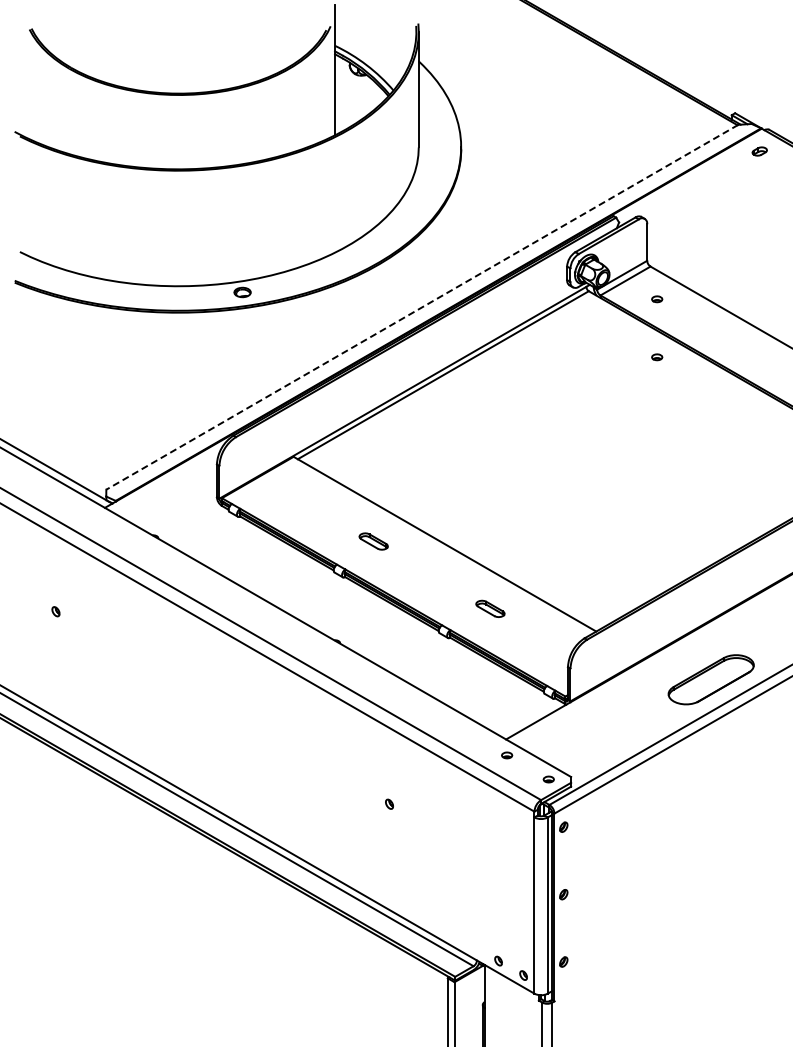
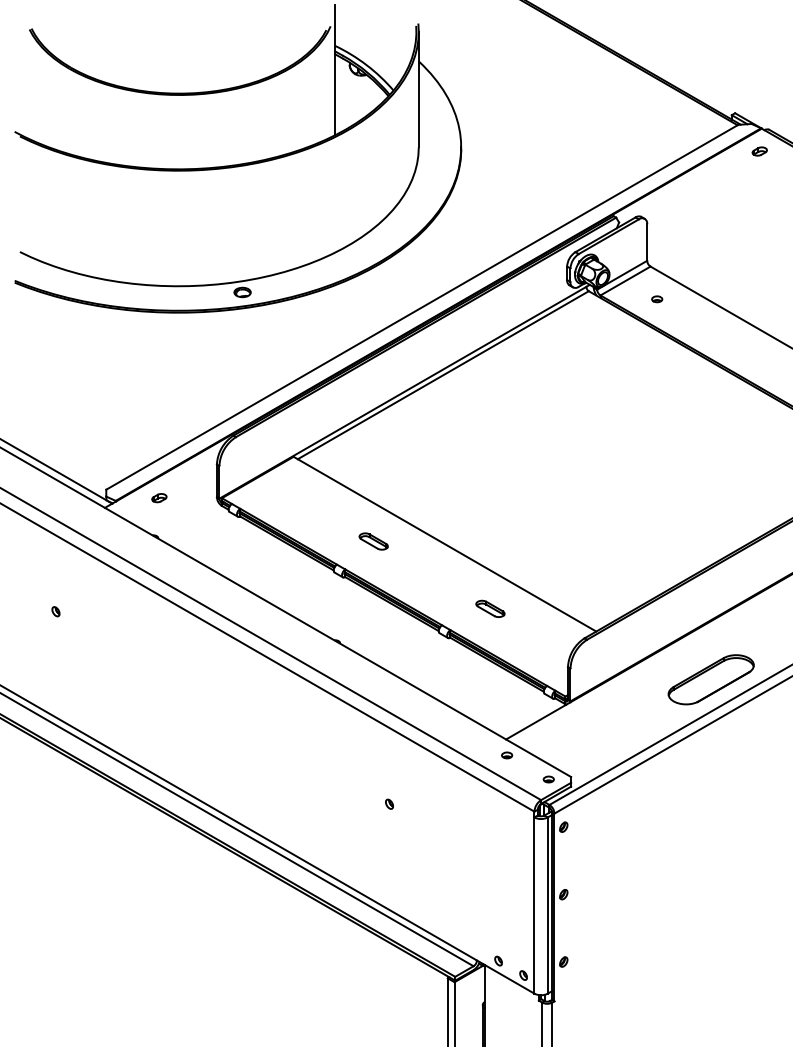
line: dashed -> solid (422, 307)
part: present -> none (657, 357)
part: none -> present (159, 498)
